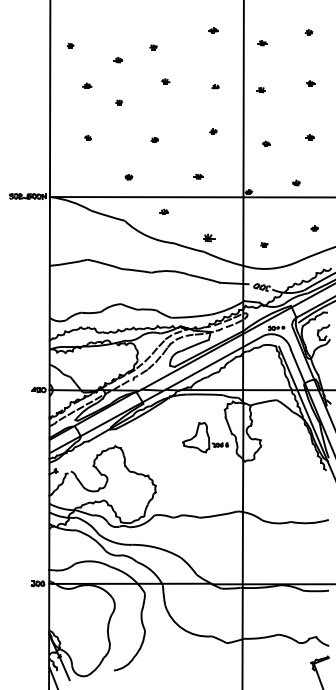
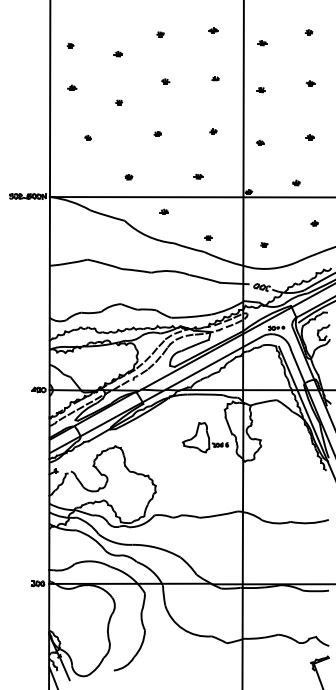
part position: (153, 47) -> (160, 34) (160, 34)
part position: (117, 60) -> (117, 54) (117, 54)
part position: (87, 85) -> (72, 87) (72, 87)
part position: (215, 86) -> (215, 78) (215, 78)
part position: (154, 139) -> (157, 133) (157, 133)
part position: (266, 143) -> (260, 142) (260, 142)
part position: (314, 228) -> (314, 223) (314, 223)
part size: 13x10 px -> 9x6 px (208, 237)
